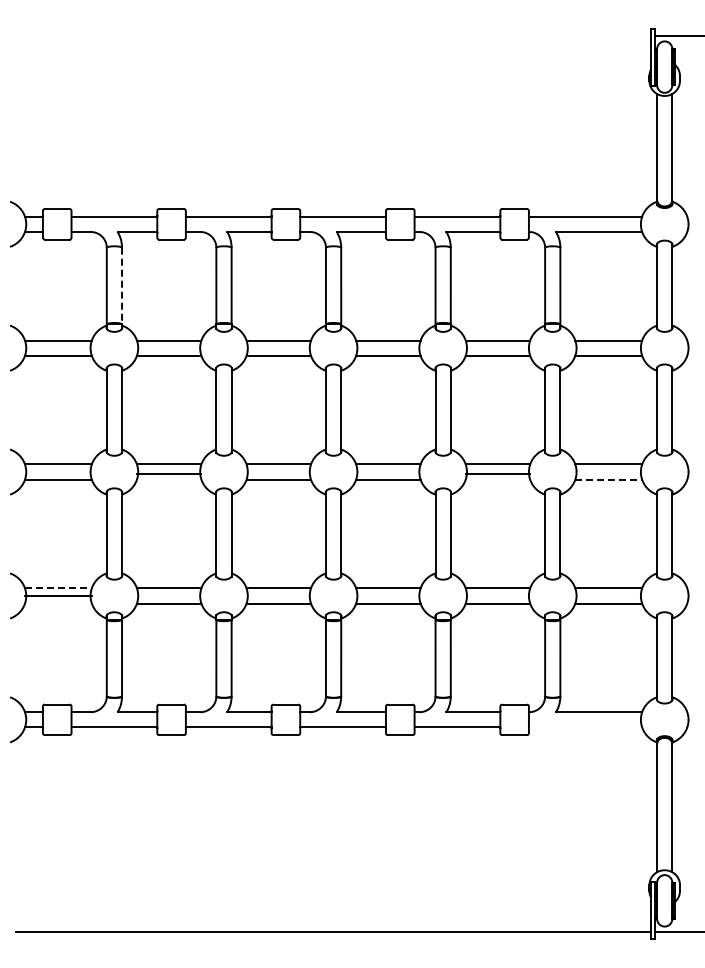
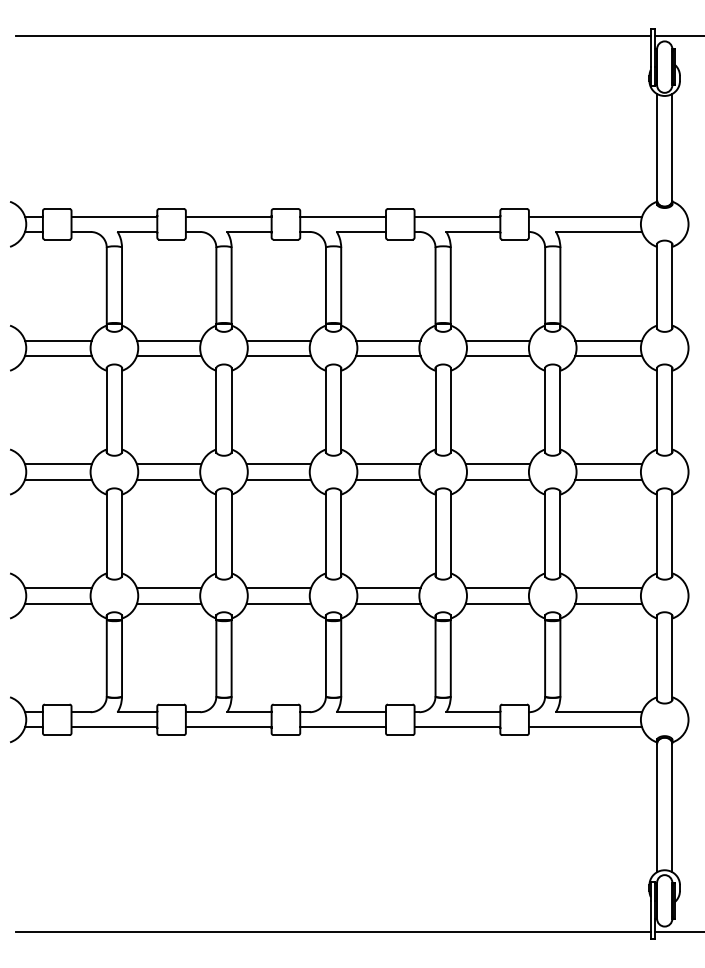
line: none -> present (333, 36)
line: dashed -> solid (122, 286)
line position: (168, 473) -> (168, 479) (168, 479)
line position: (497, 473) -> (497, 479) (497, 479)
line: dashed -> solid (609, 479)
line: dashed -> solid (58, 588)
line position: (58, 595) -> (58, 603) (58, 603)
line: none -> present (585, 727)
